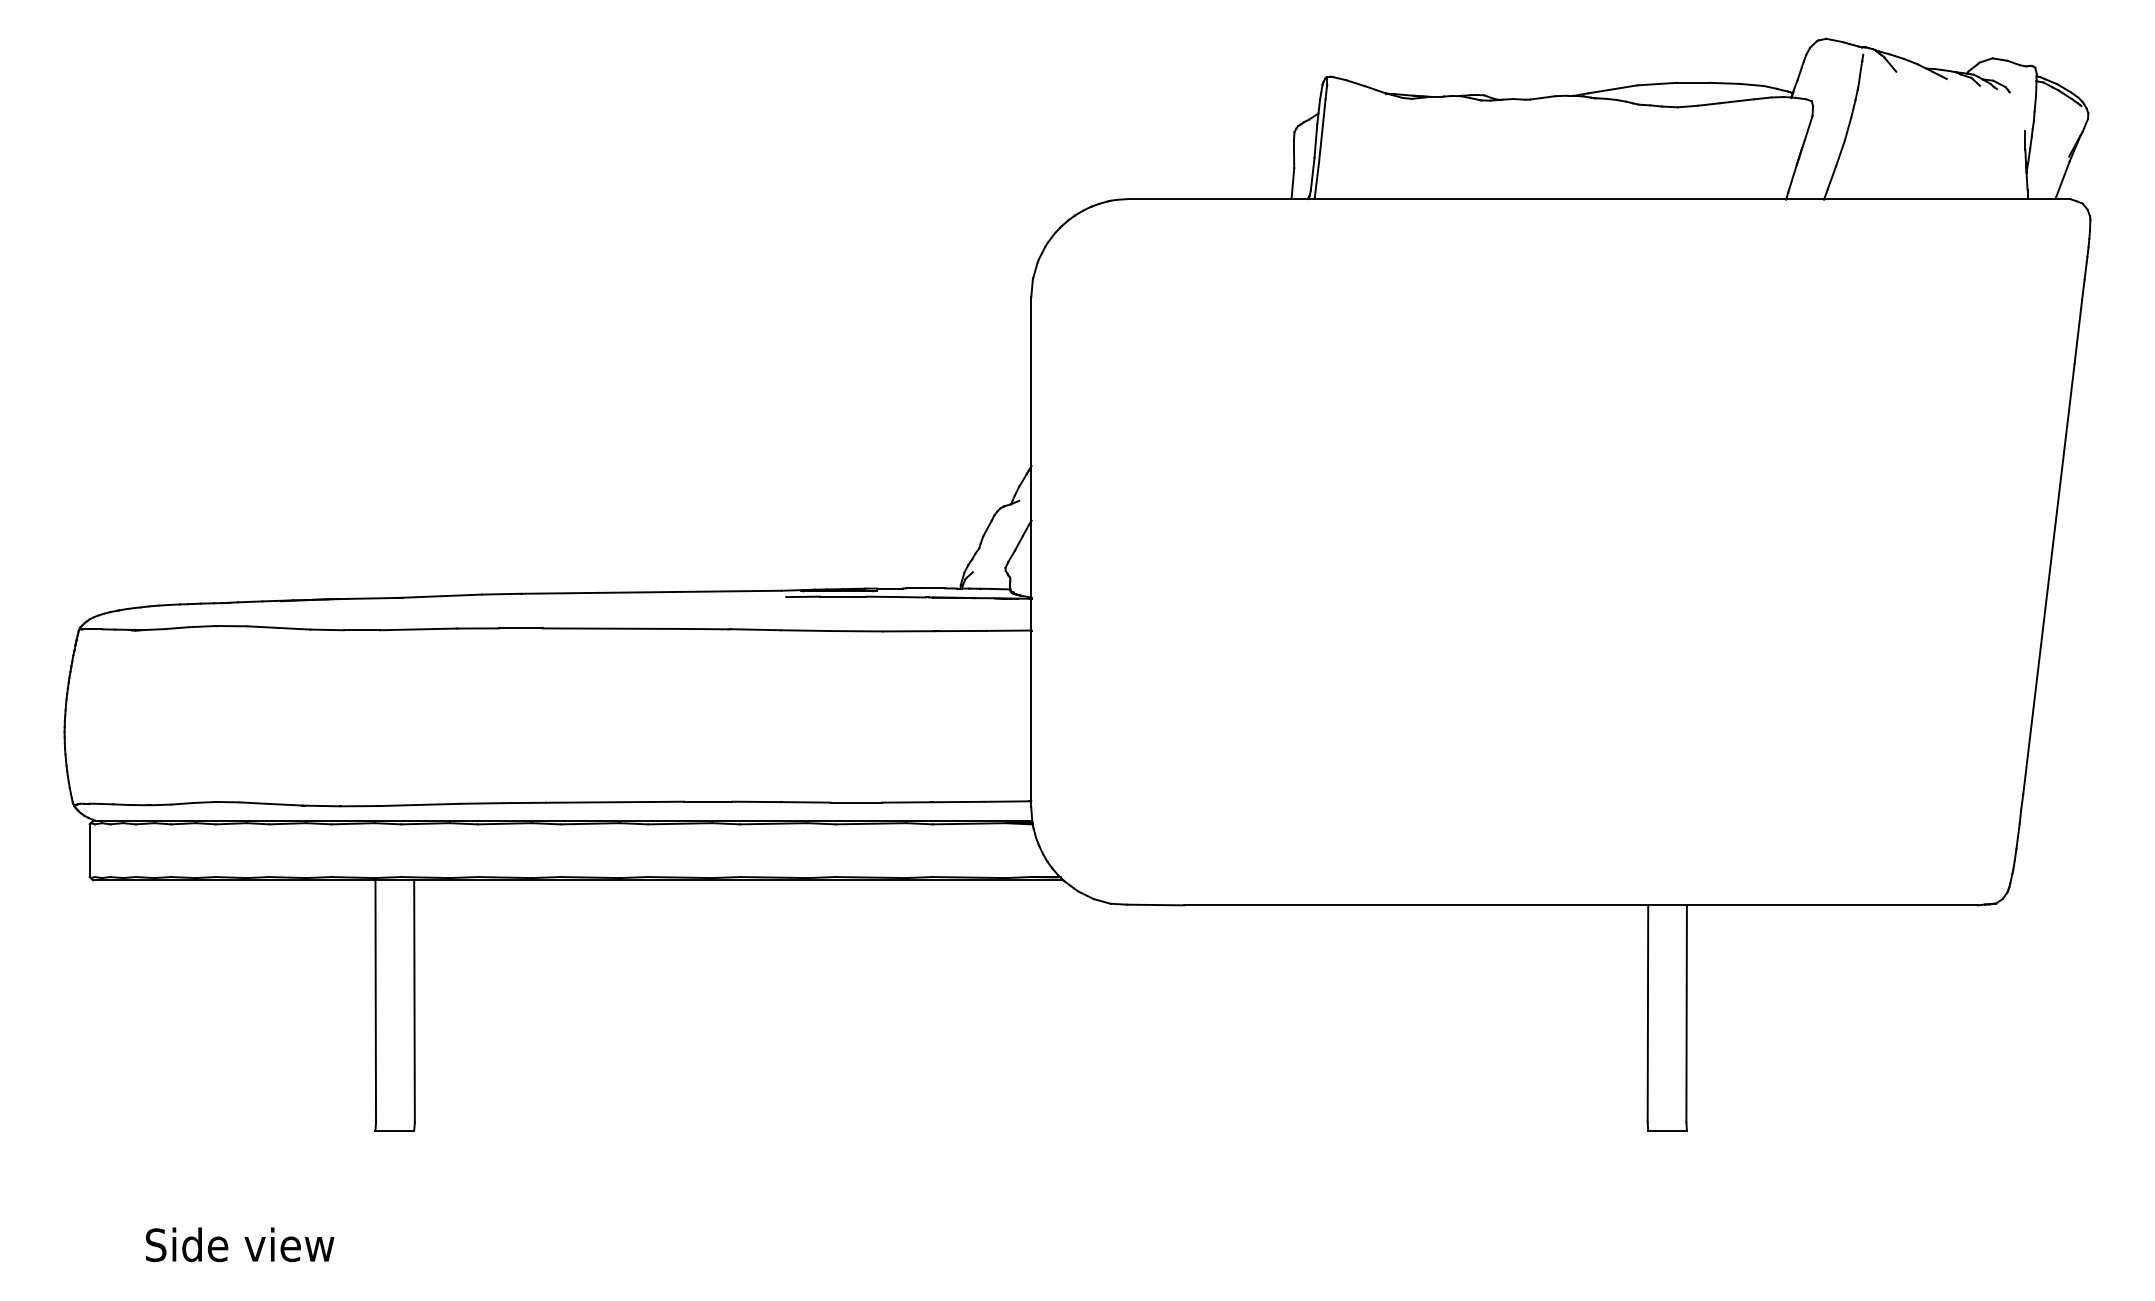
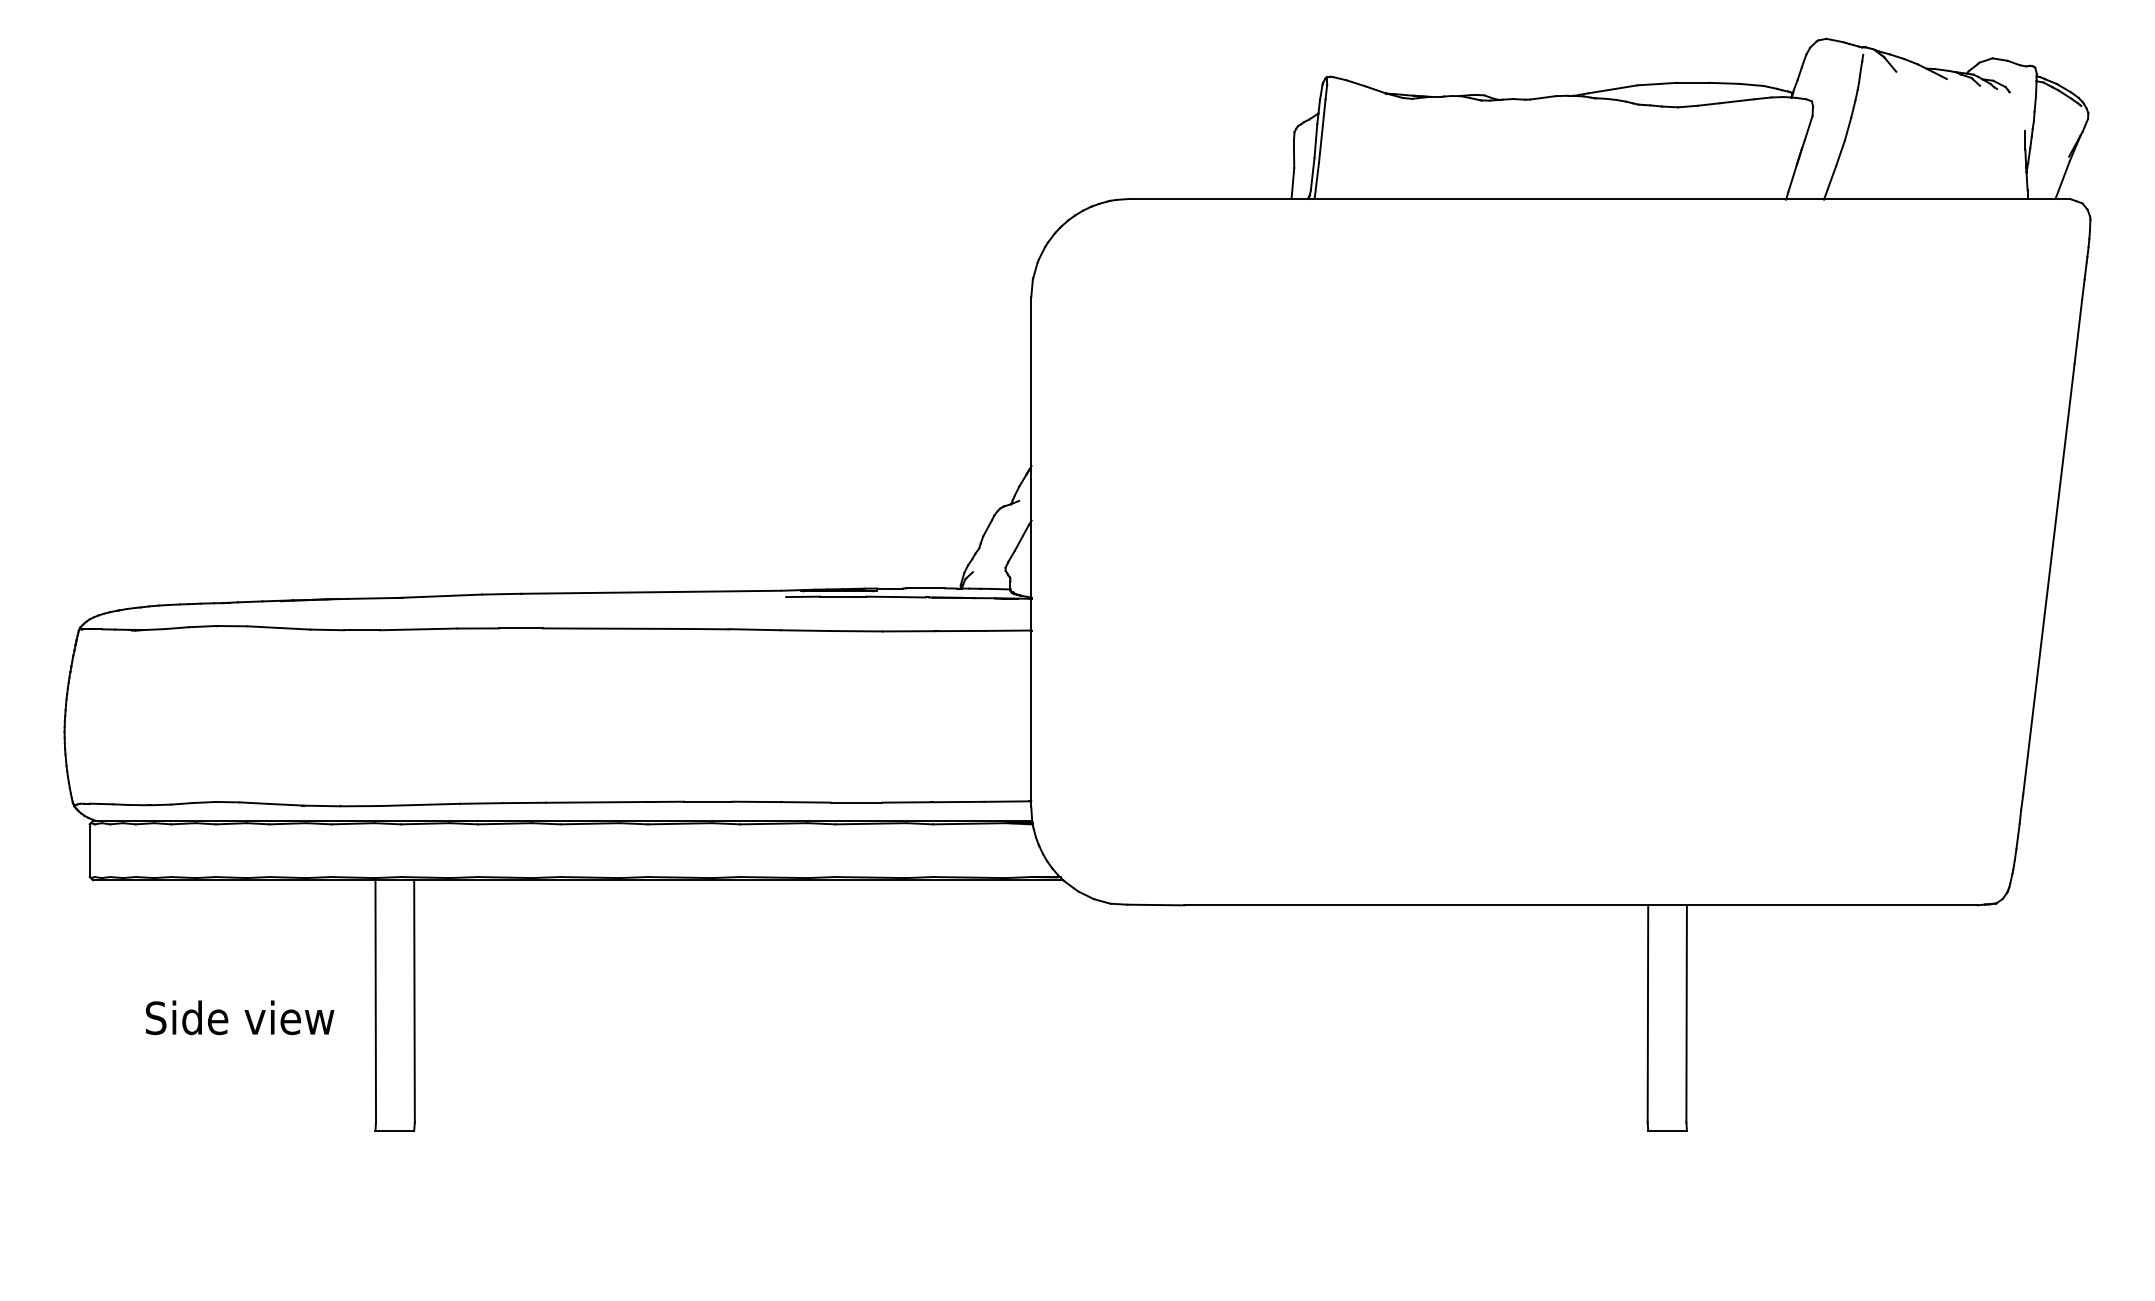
text position: (240, 1244) -> (240, 1017) (240, 1017)
